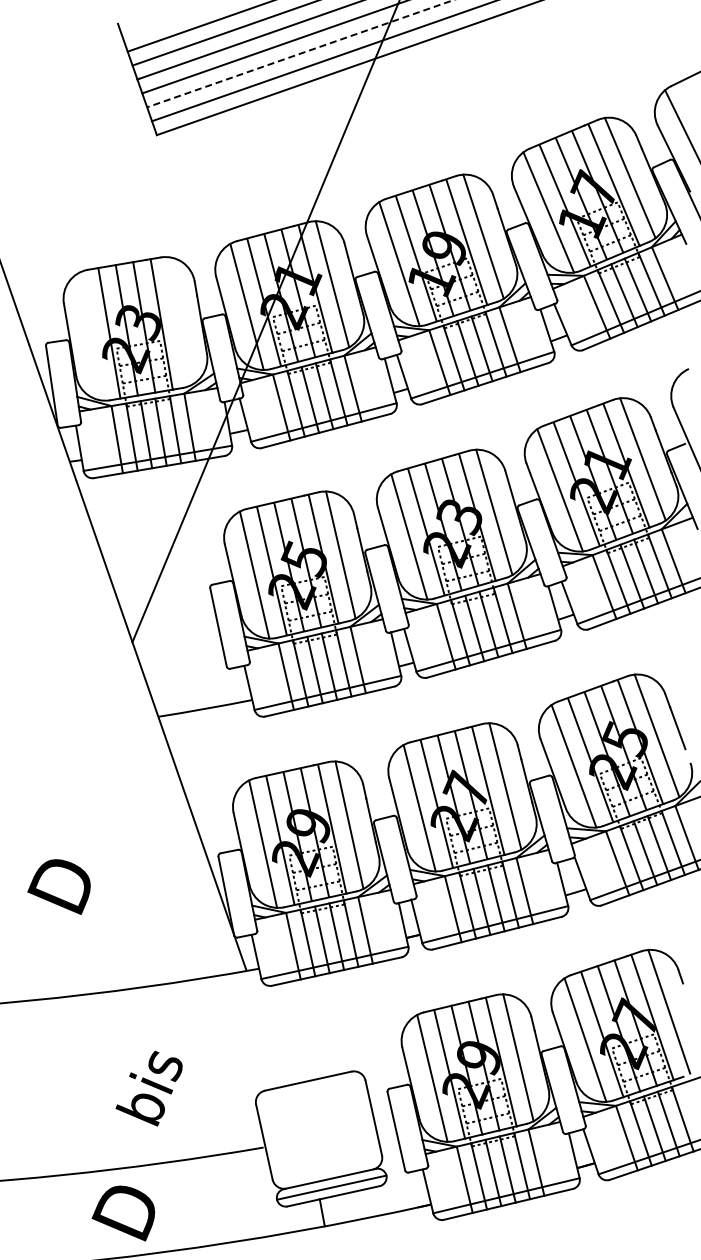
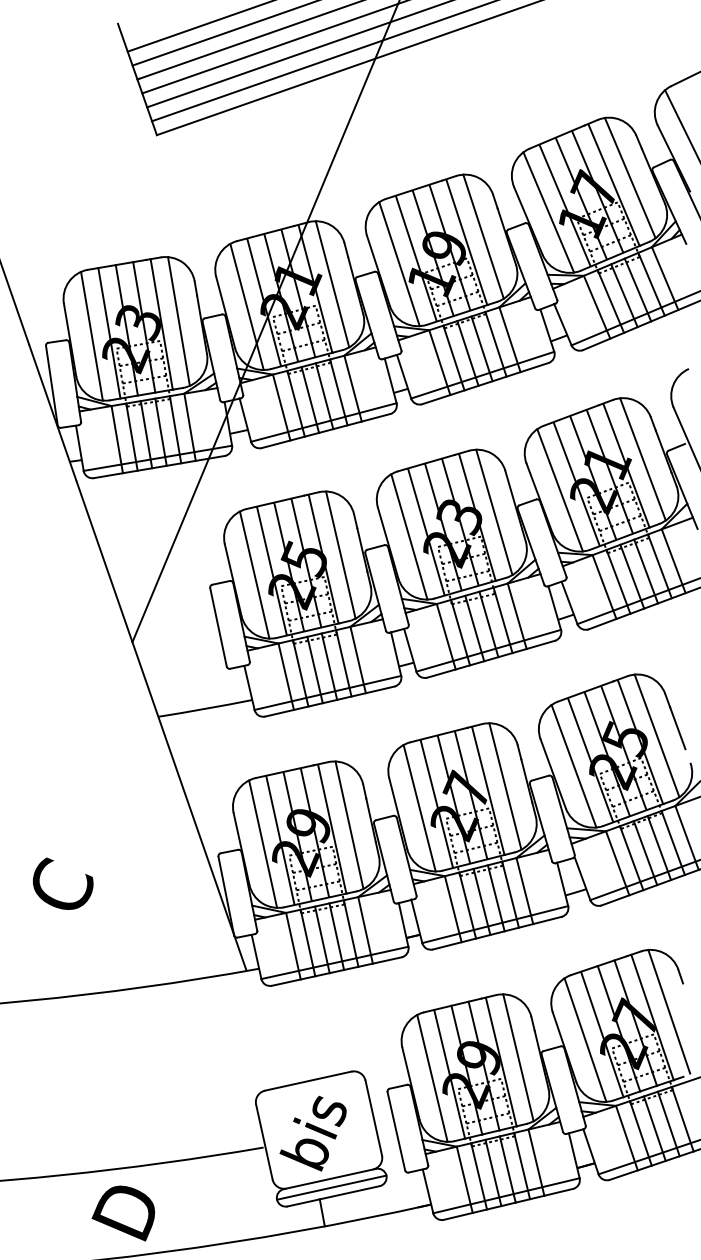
line: dashed -> solid (299, 53)
line: none -> present (178, 321)
line: none -> present (91, 335)
text: D -> C (60, 885)
text position: (148, 1088) -> (312, 1133) (312, 1133)
